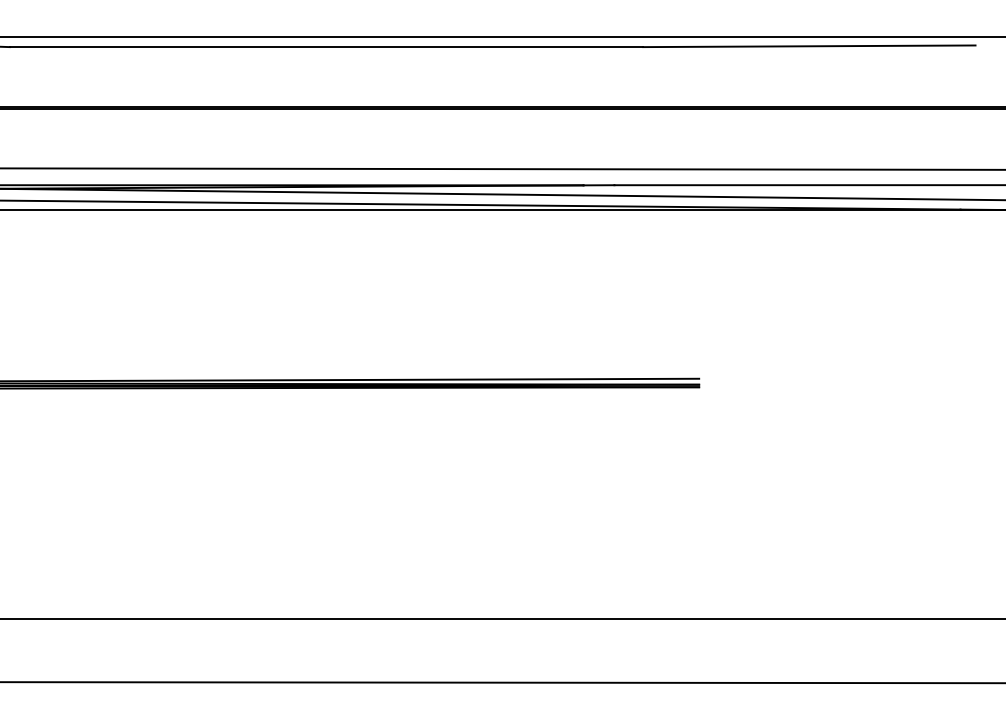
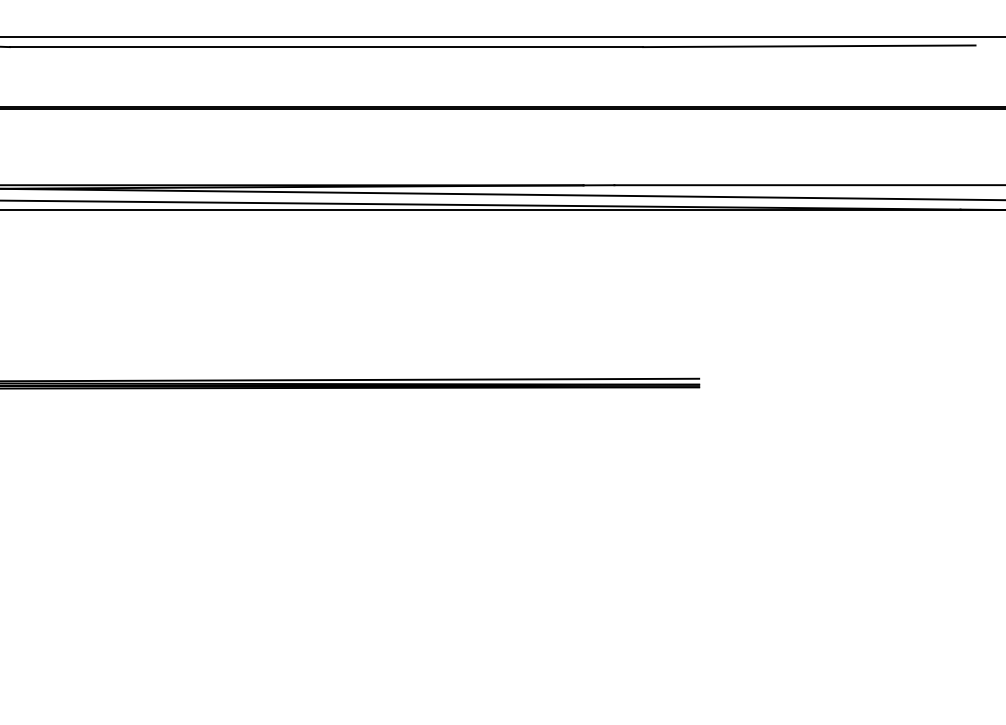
line: present -> none (502, 168)
line: present -> none (502, 619)
line: present -> none (502, 682)
